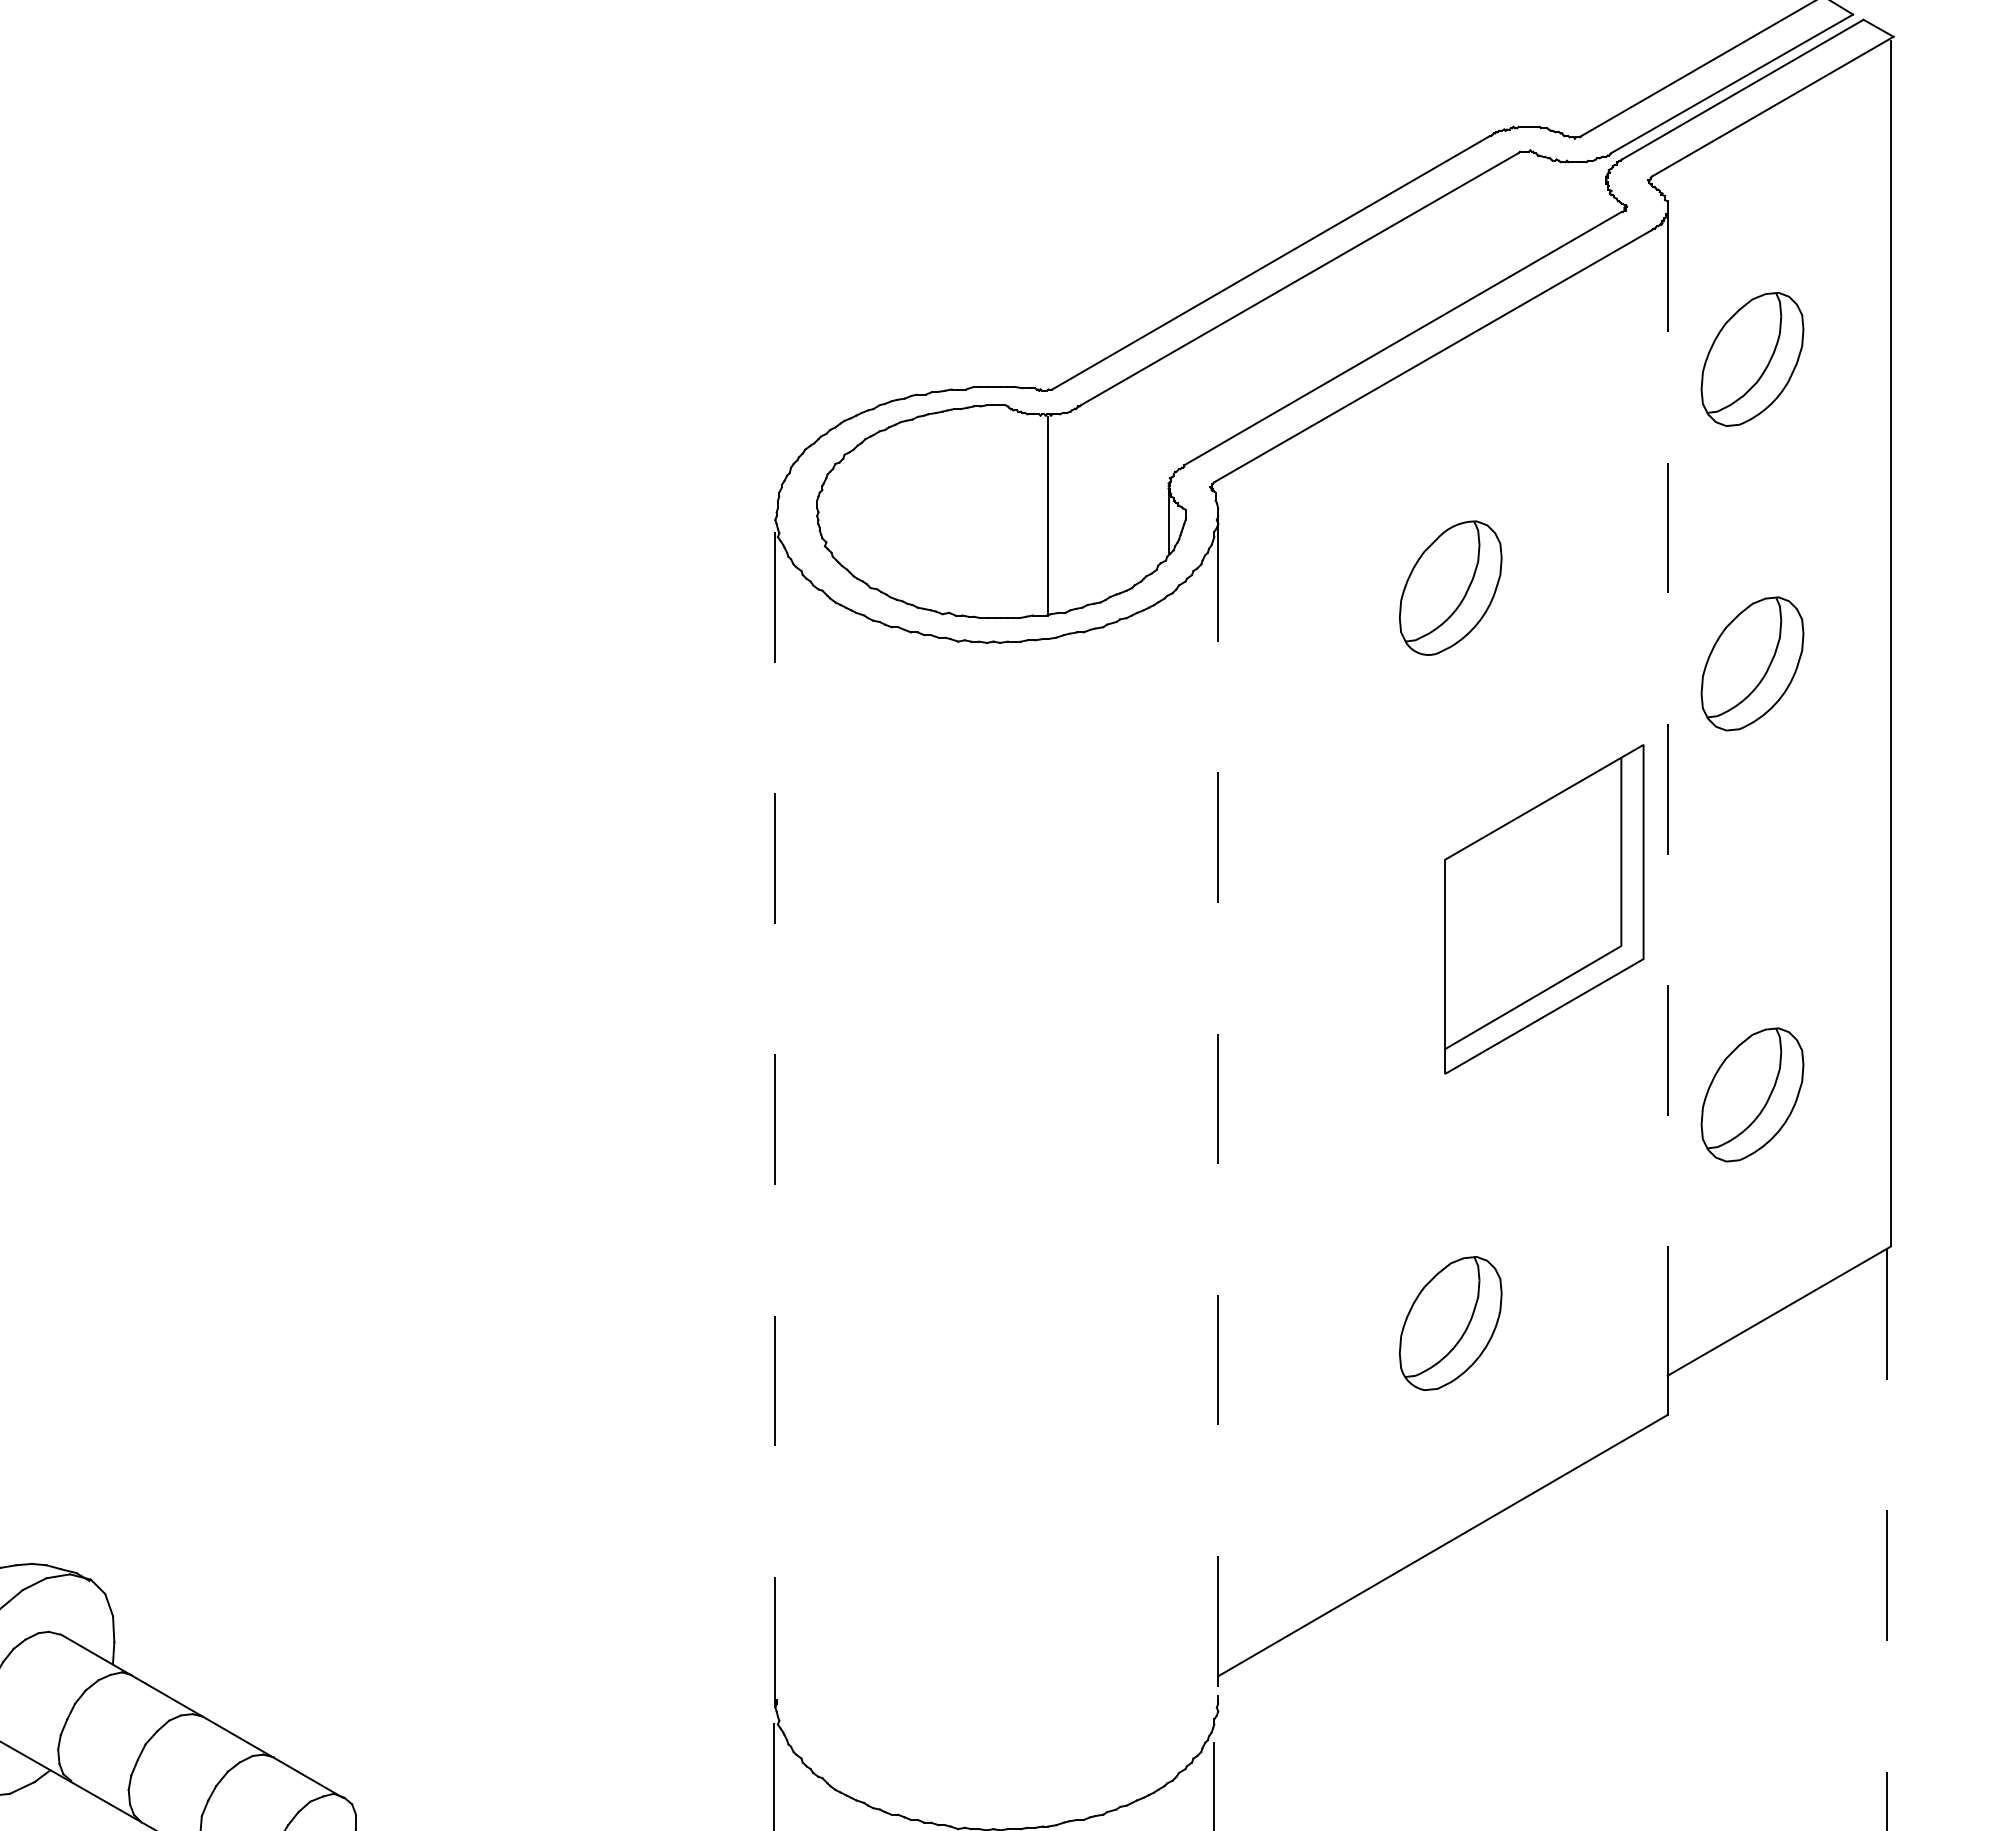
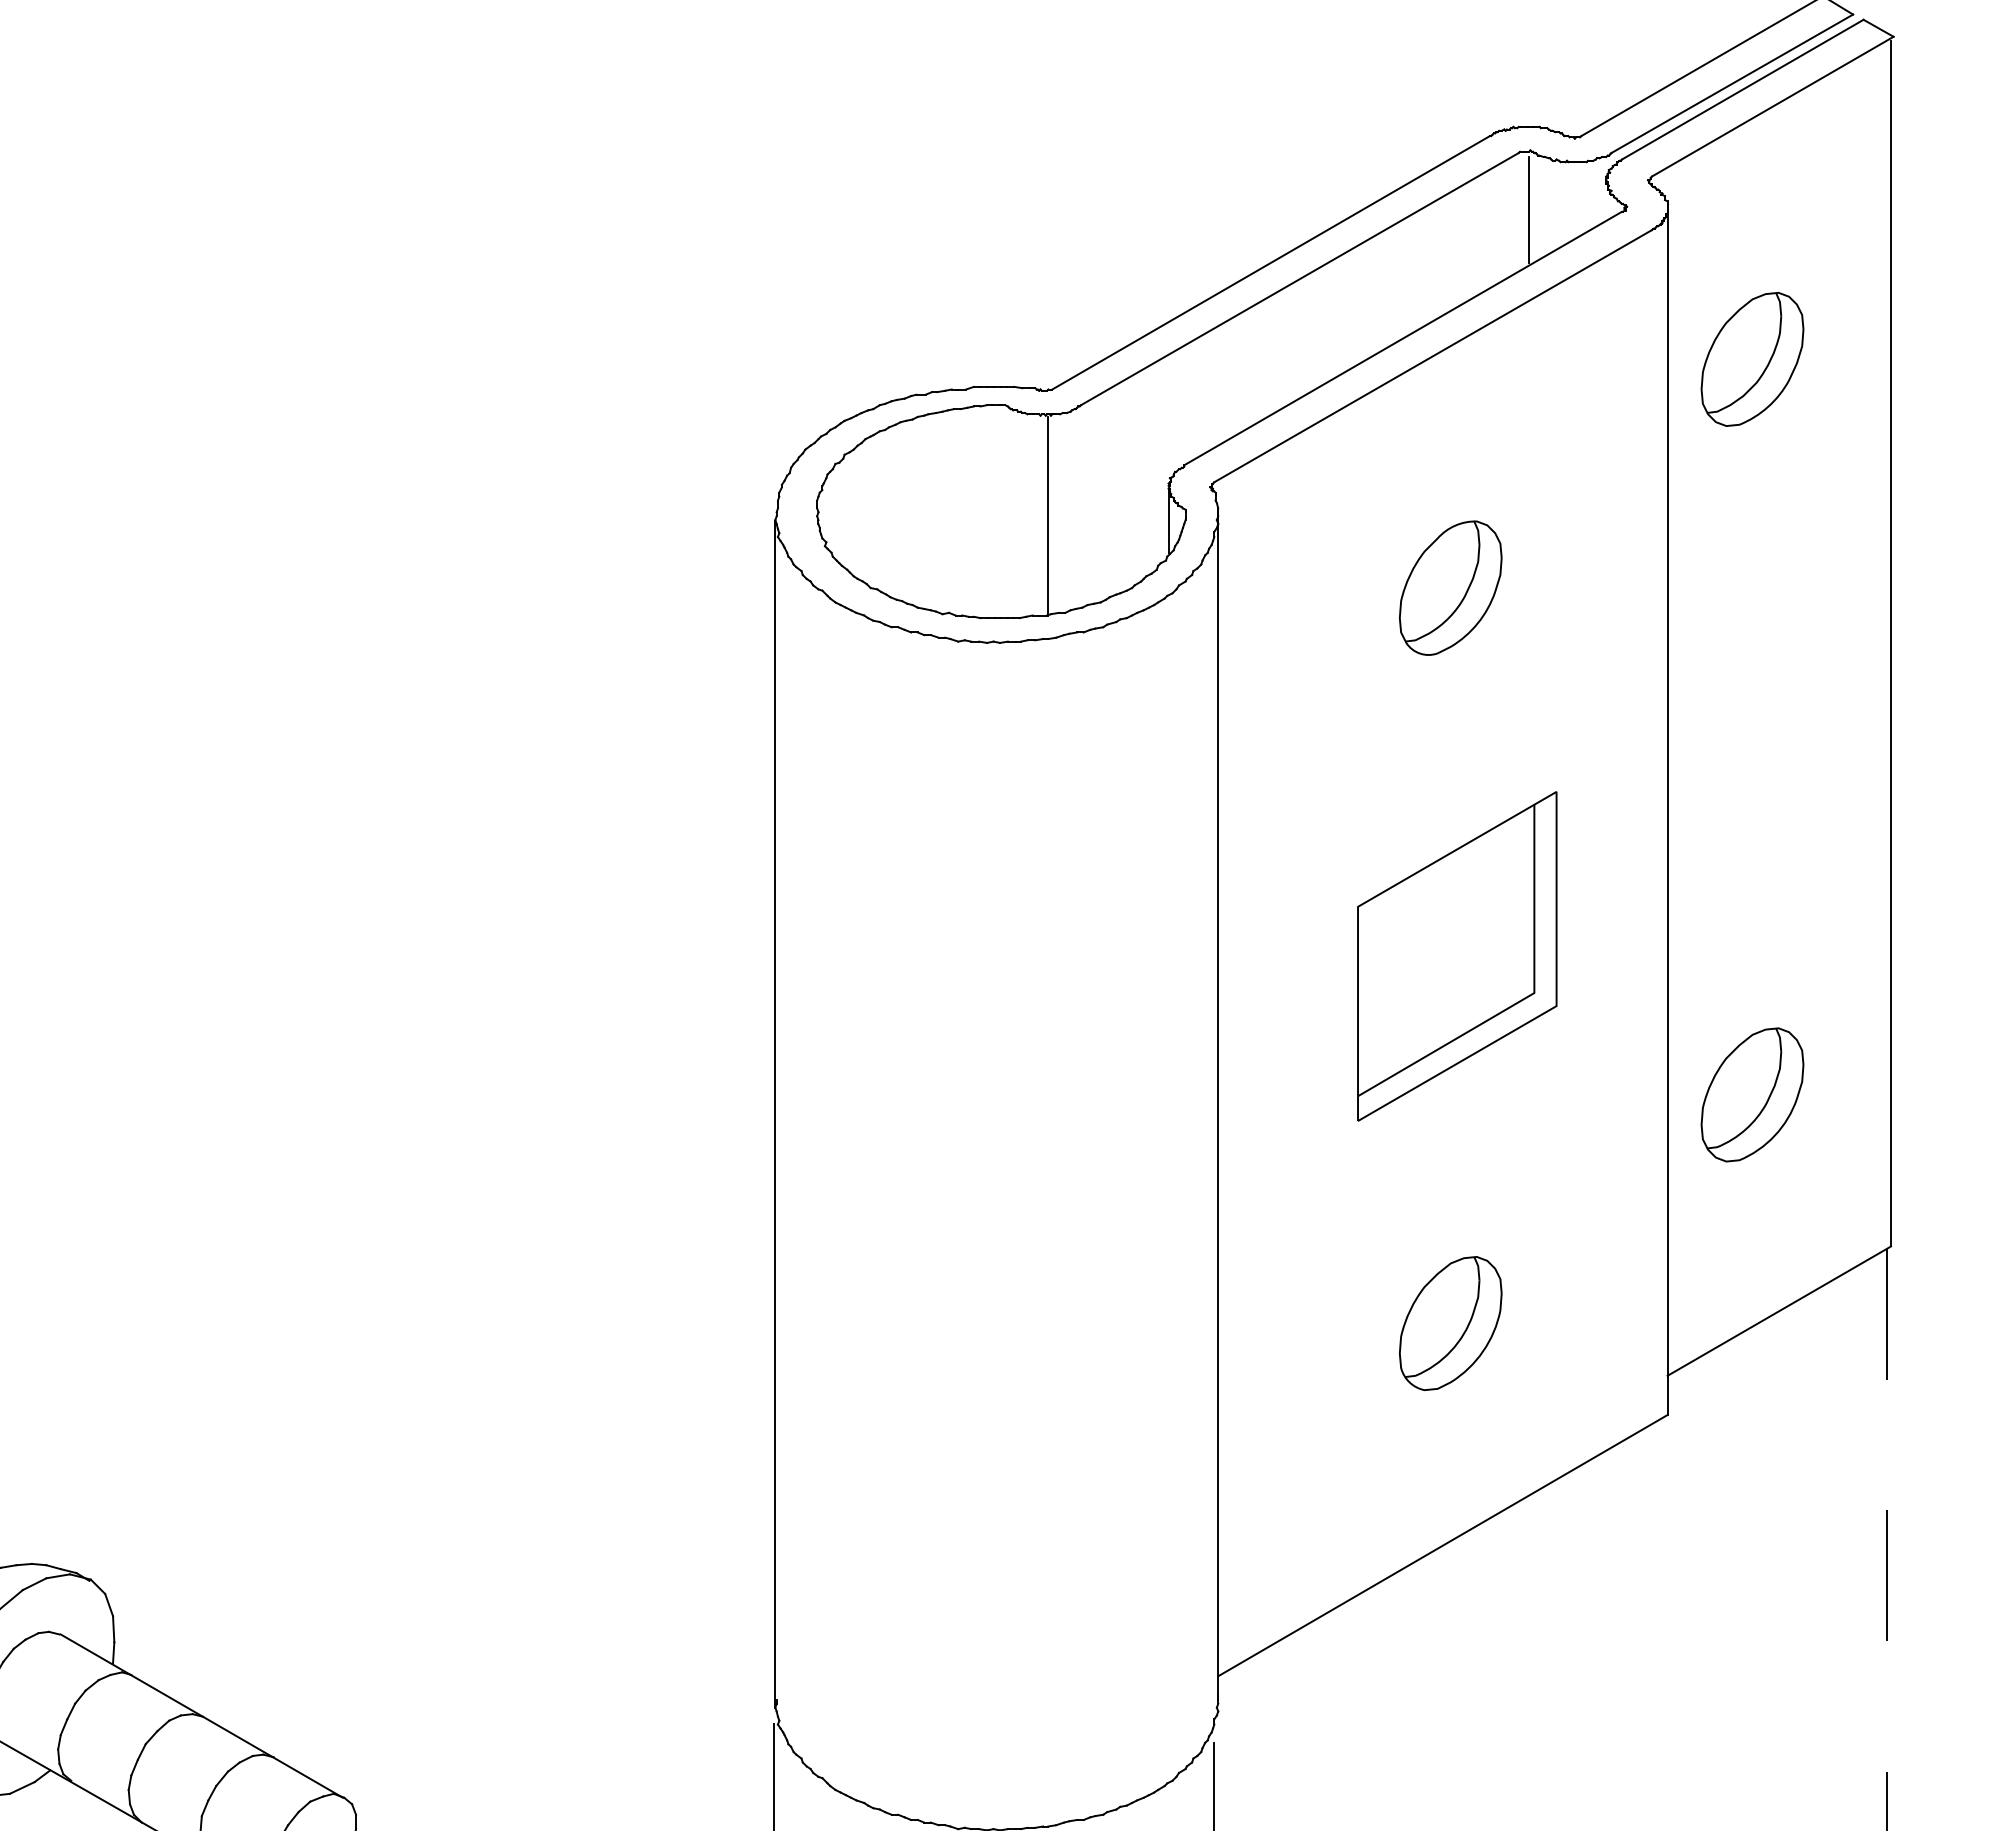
line: none -> present (1529, 209)
part: present -> none (1752, 663)
line: dashed -> solid (1667, 793)
part position: (1544, 909) -> (1457, 956) (1457, 956)
line: dashed -> solid (1218, 1103)
line: dashed -> solid (775, 1114)
